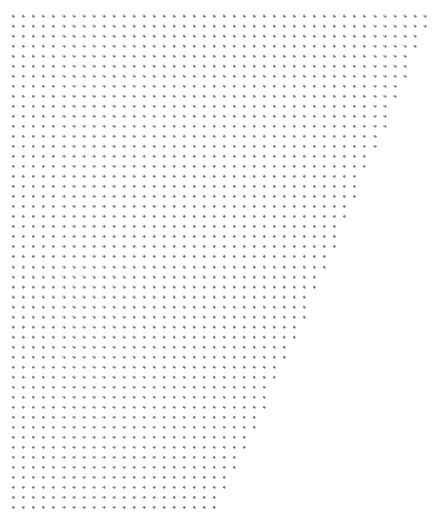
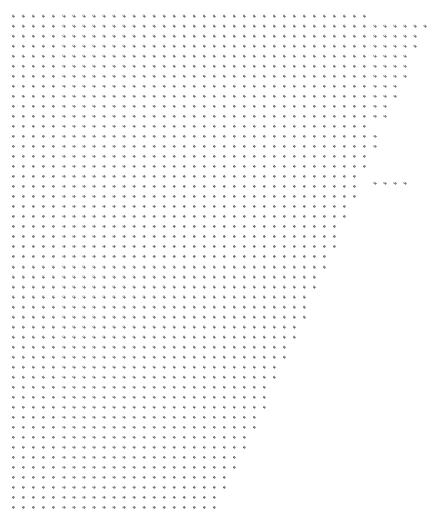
part: present -> none (399, 16)
part: present -> none (379, 126)
part: none -> present (389, 183)
